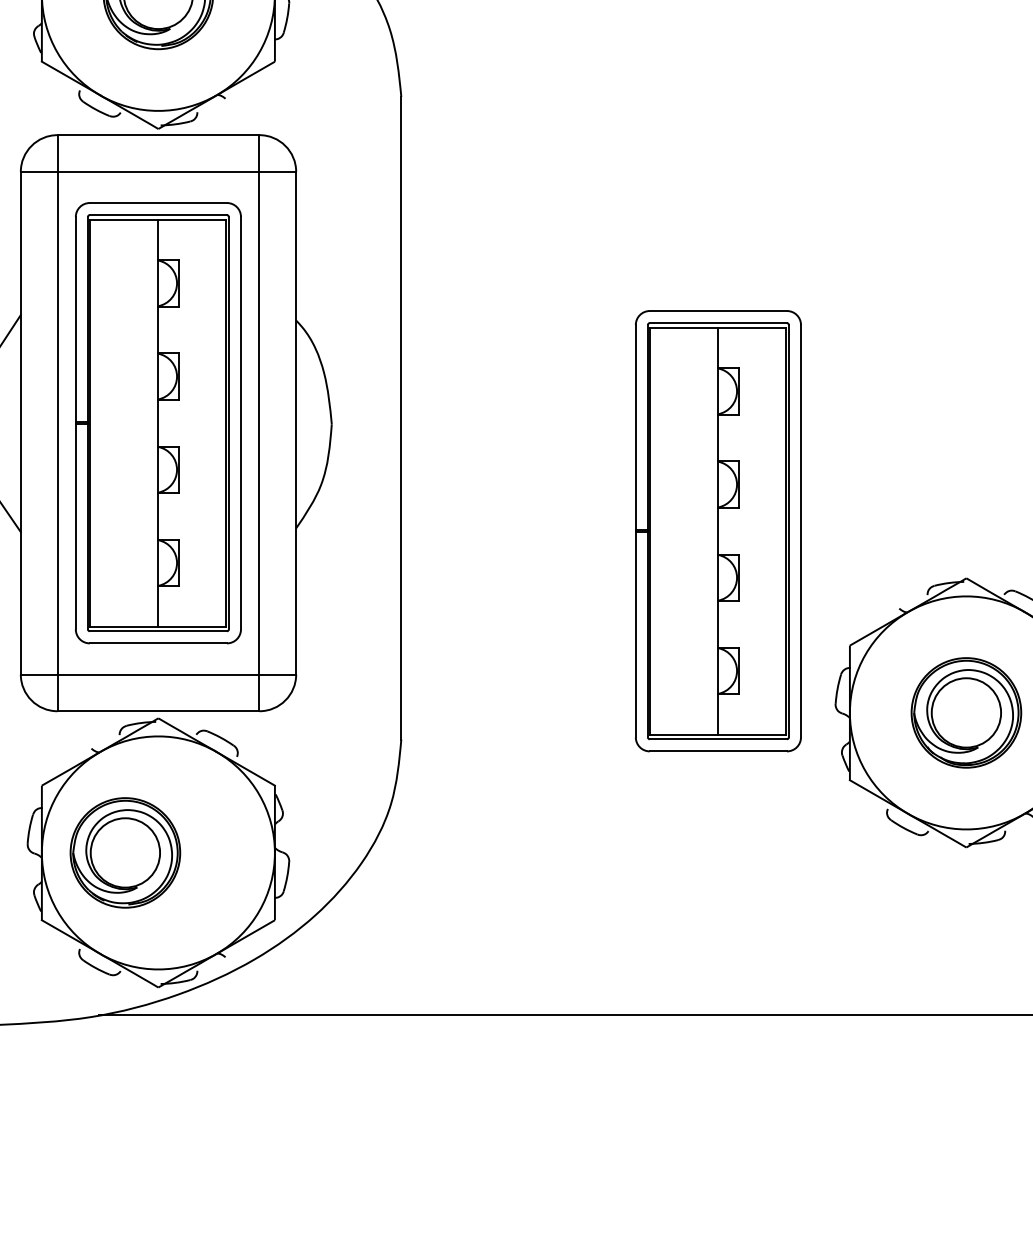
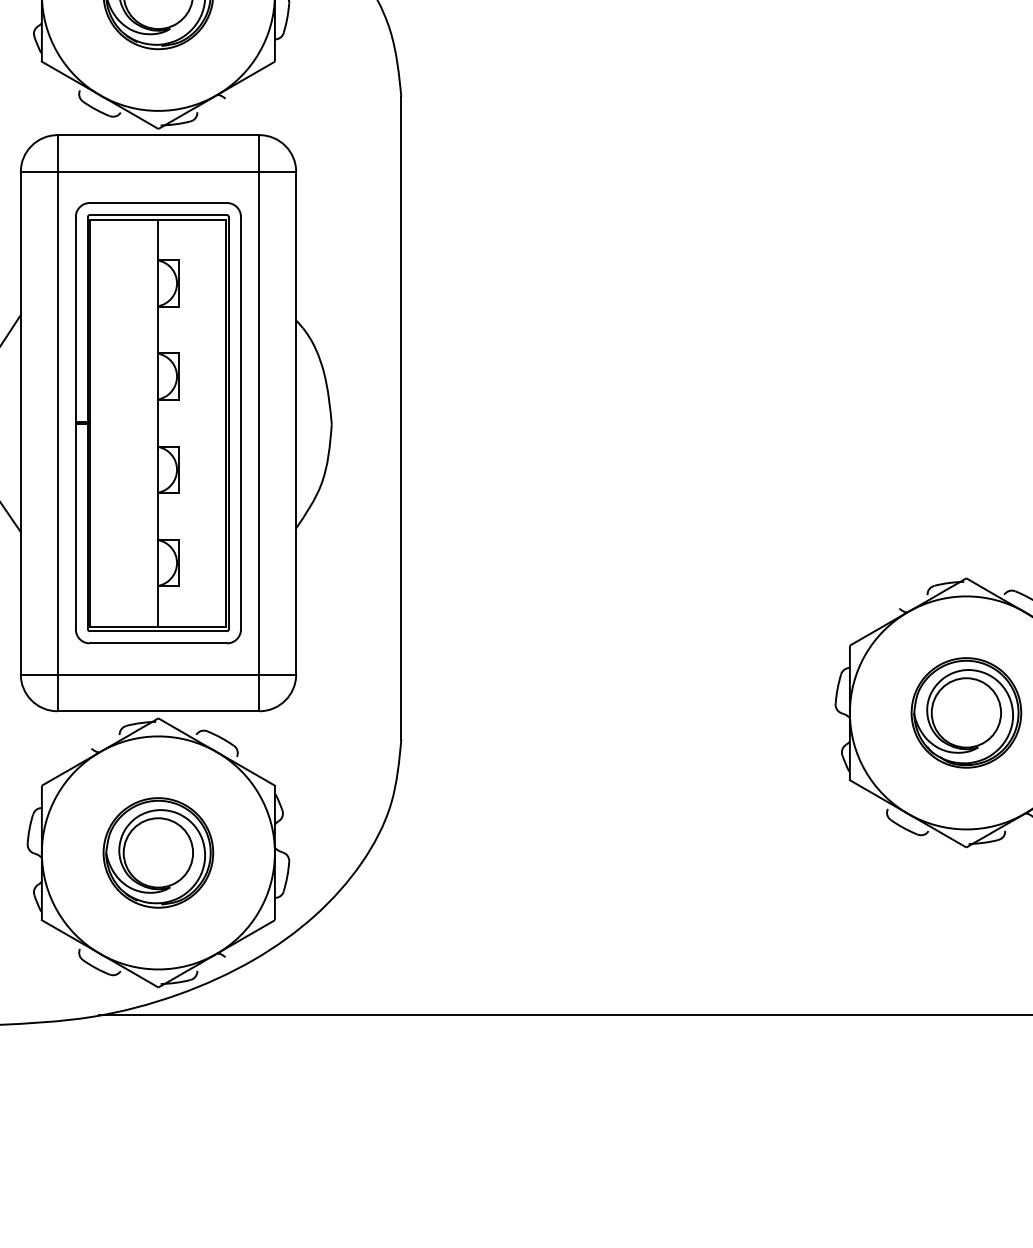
part: present -> none (718, 531)
part position: (125, 852) -> (158, 852) (158, 852)
